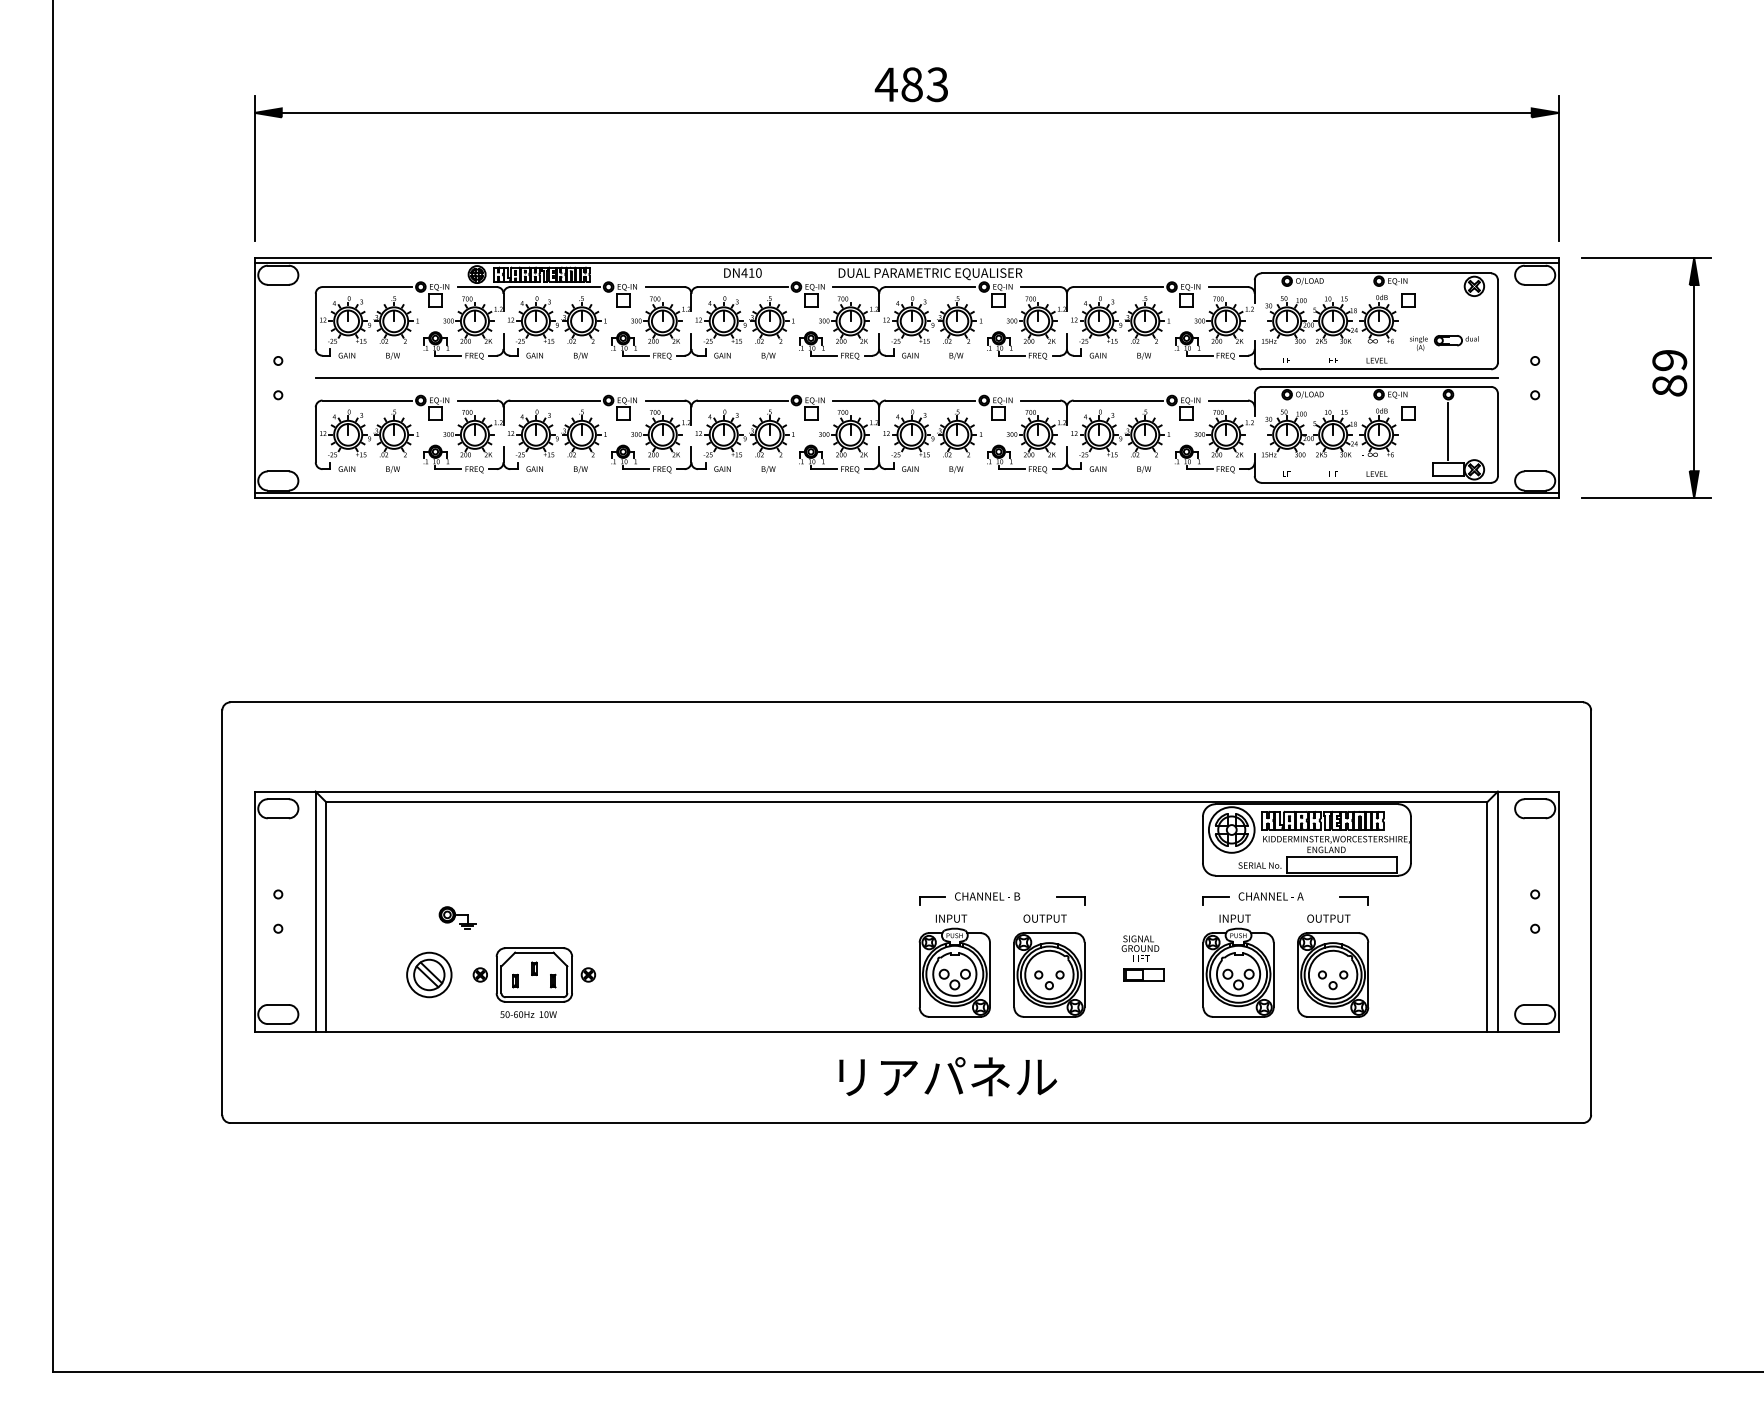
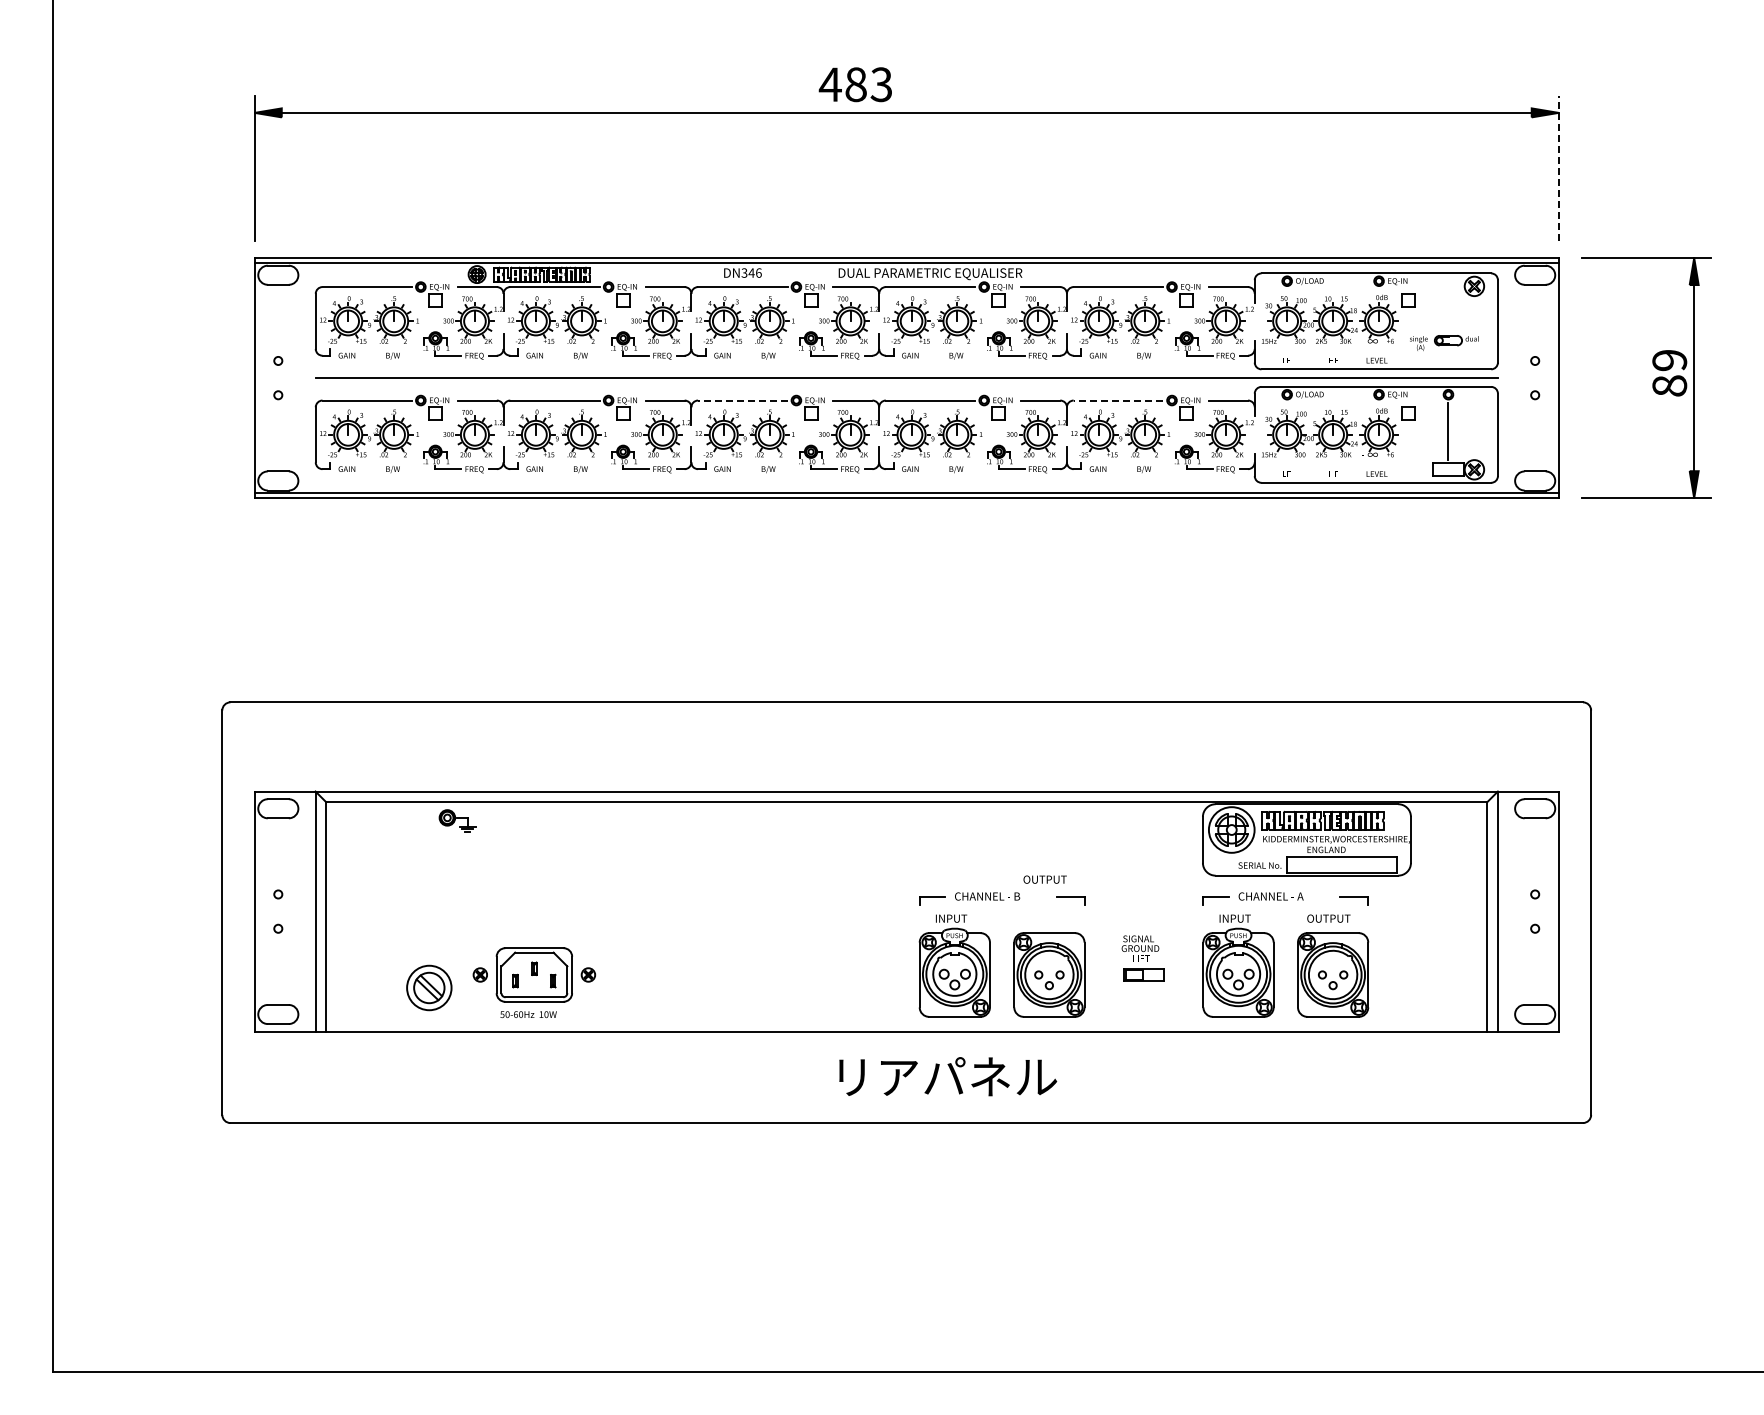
text position: (910, 84) -> (854, 84) (854, 84)
line: solid -> dashed (1558, 168)
text: DN410 -> DN346 (751, 272)
line: solid -> dashed (742, 400)
line: solid -> dashed (1118, 400)
part position: (457, 917) -> (457, 820) (457, 820)
text position: (1044, 918) -> (1044, 879) (1044, 879)
part position: (429, 974) -> (429, 987) (429, 987)
